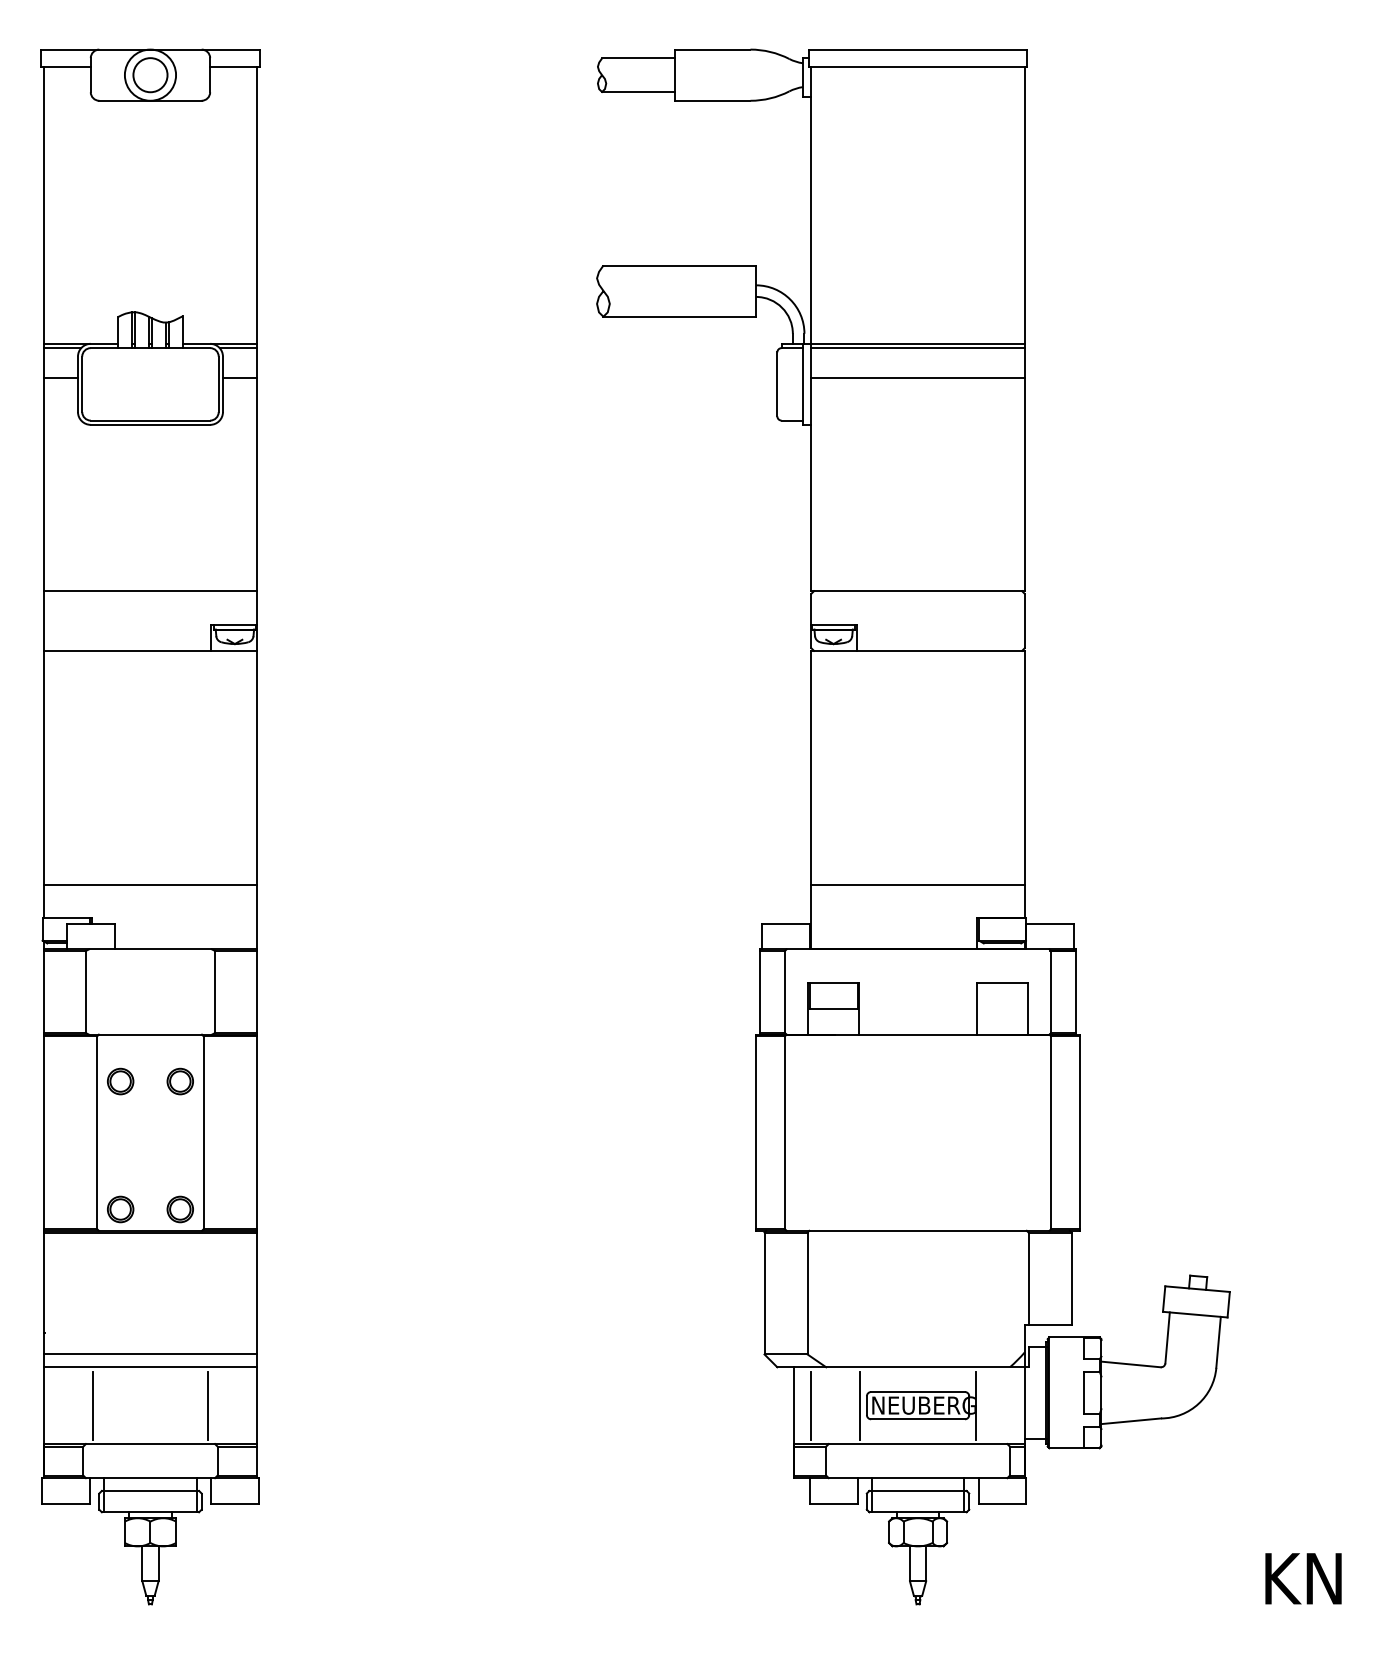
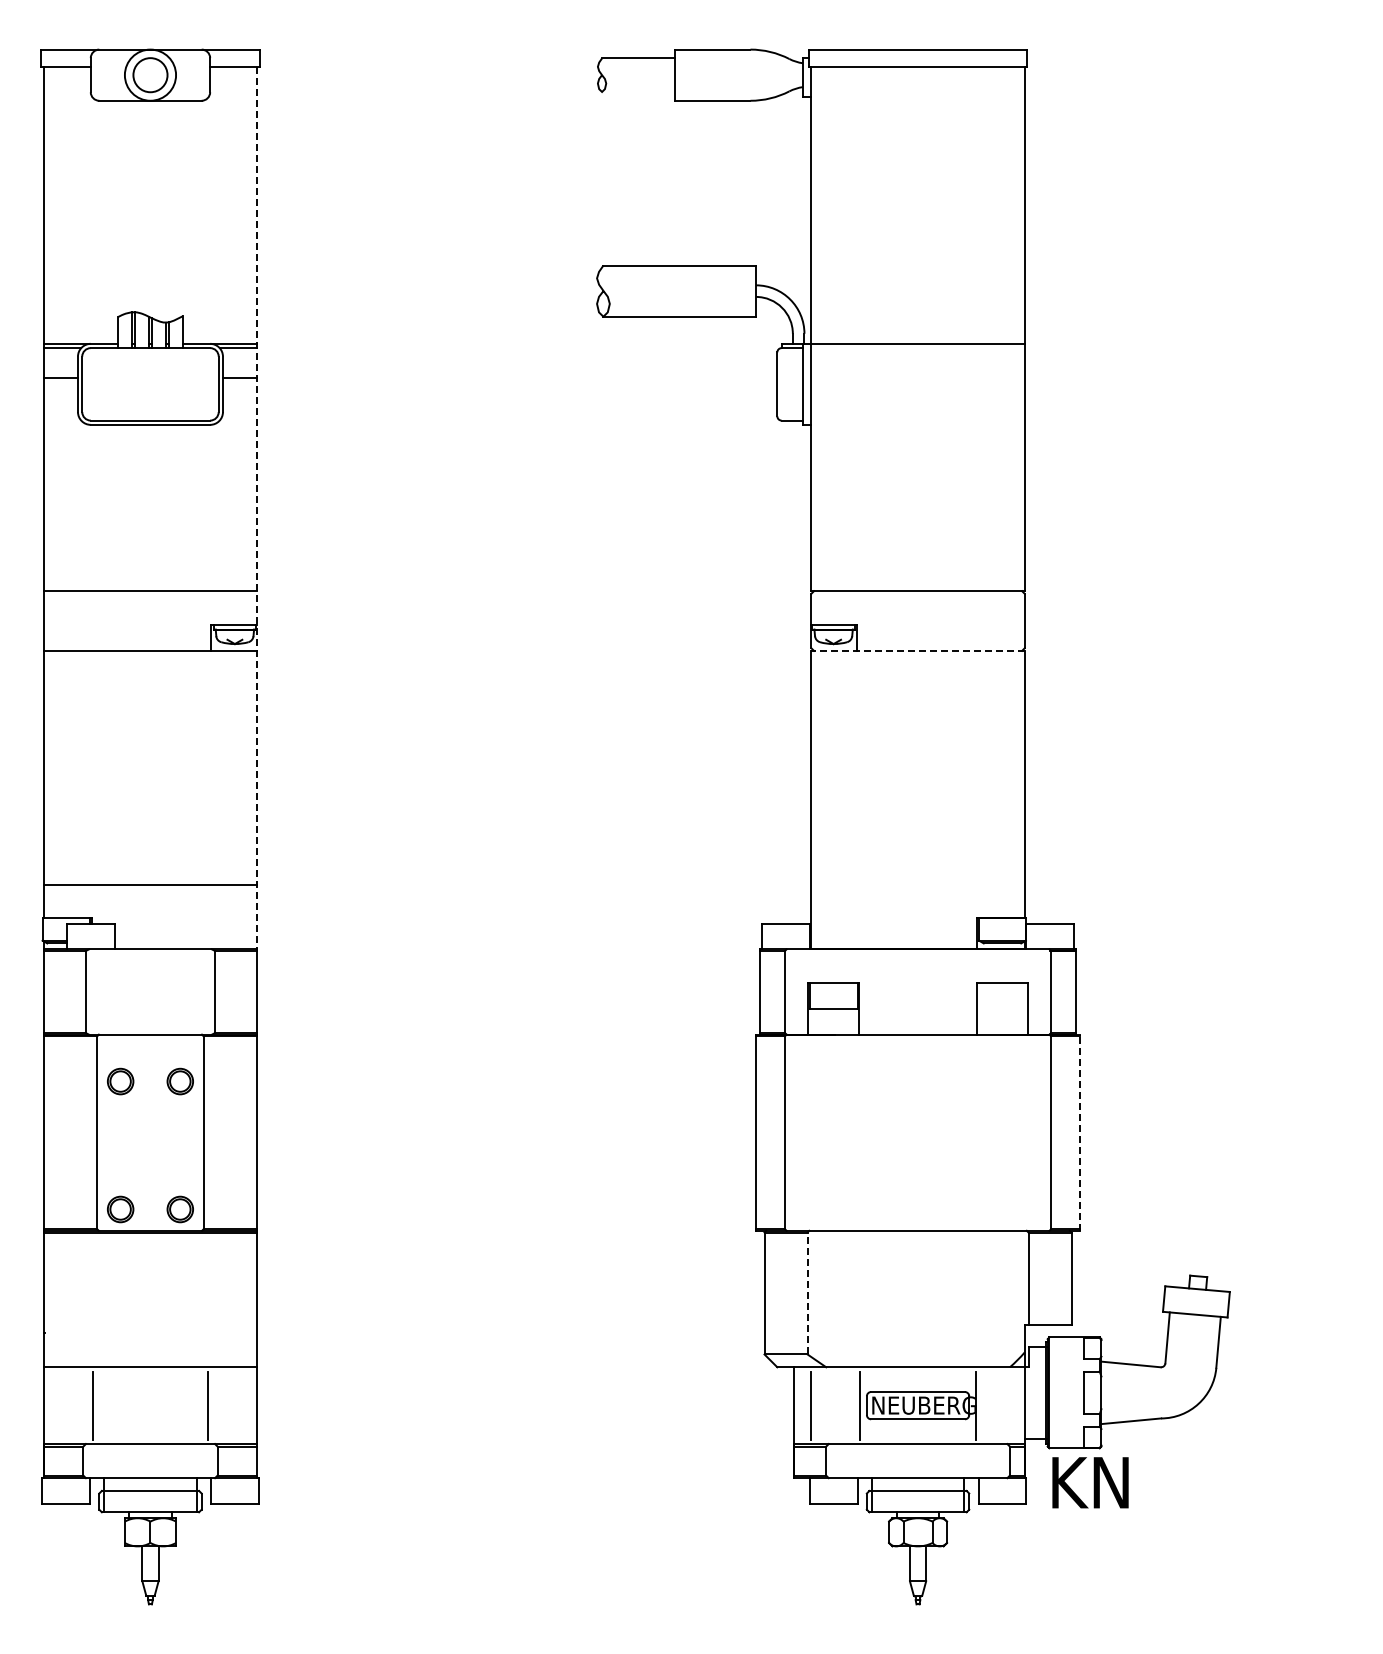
line: present -> none (638, 92)
line: present -> none (918, 348)
line: present -> none (917, 377)
line: solid -> dashed (257, 508)
line: solid -> dashed (918, 650)
line: present -> none (917, 885)
line: solid -> dashed (1080, 1132)
line: solid -> dashed (807, 1293)
line: present -> none (150, 1354)
text position: (1303, 1578) -> (1090, 1482) (1090, 1482)
